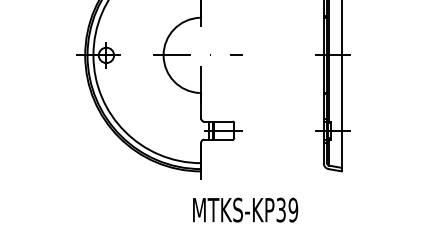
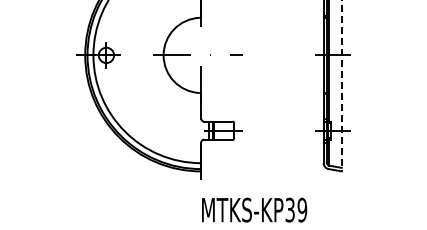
line: solid -> dashed (341, 86)
text position: (245, 209) -> (254, 209) (254, 209)
